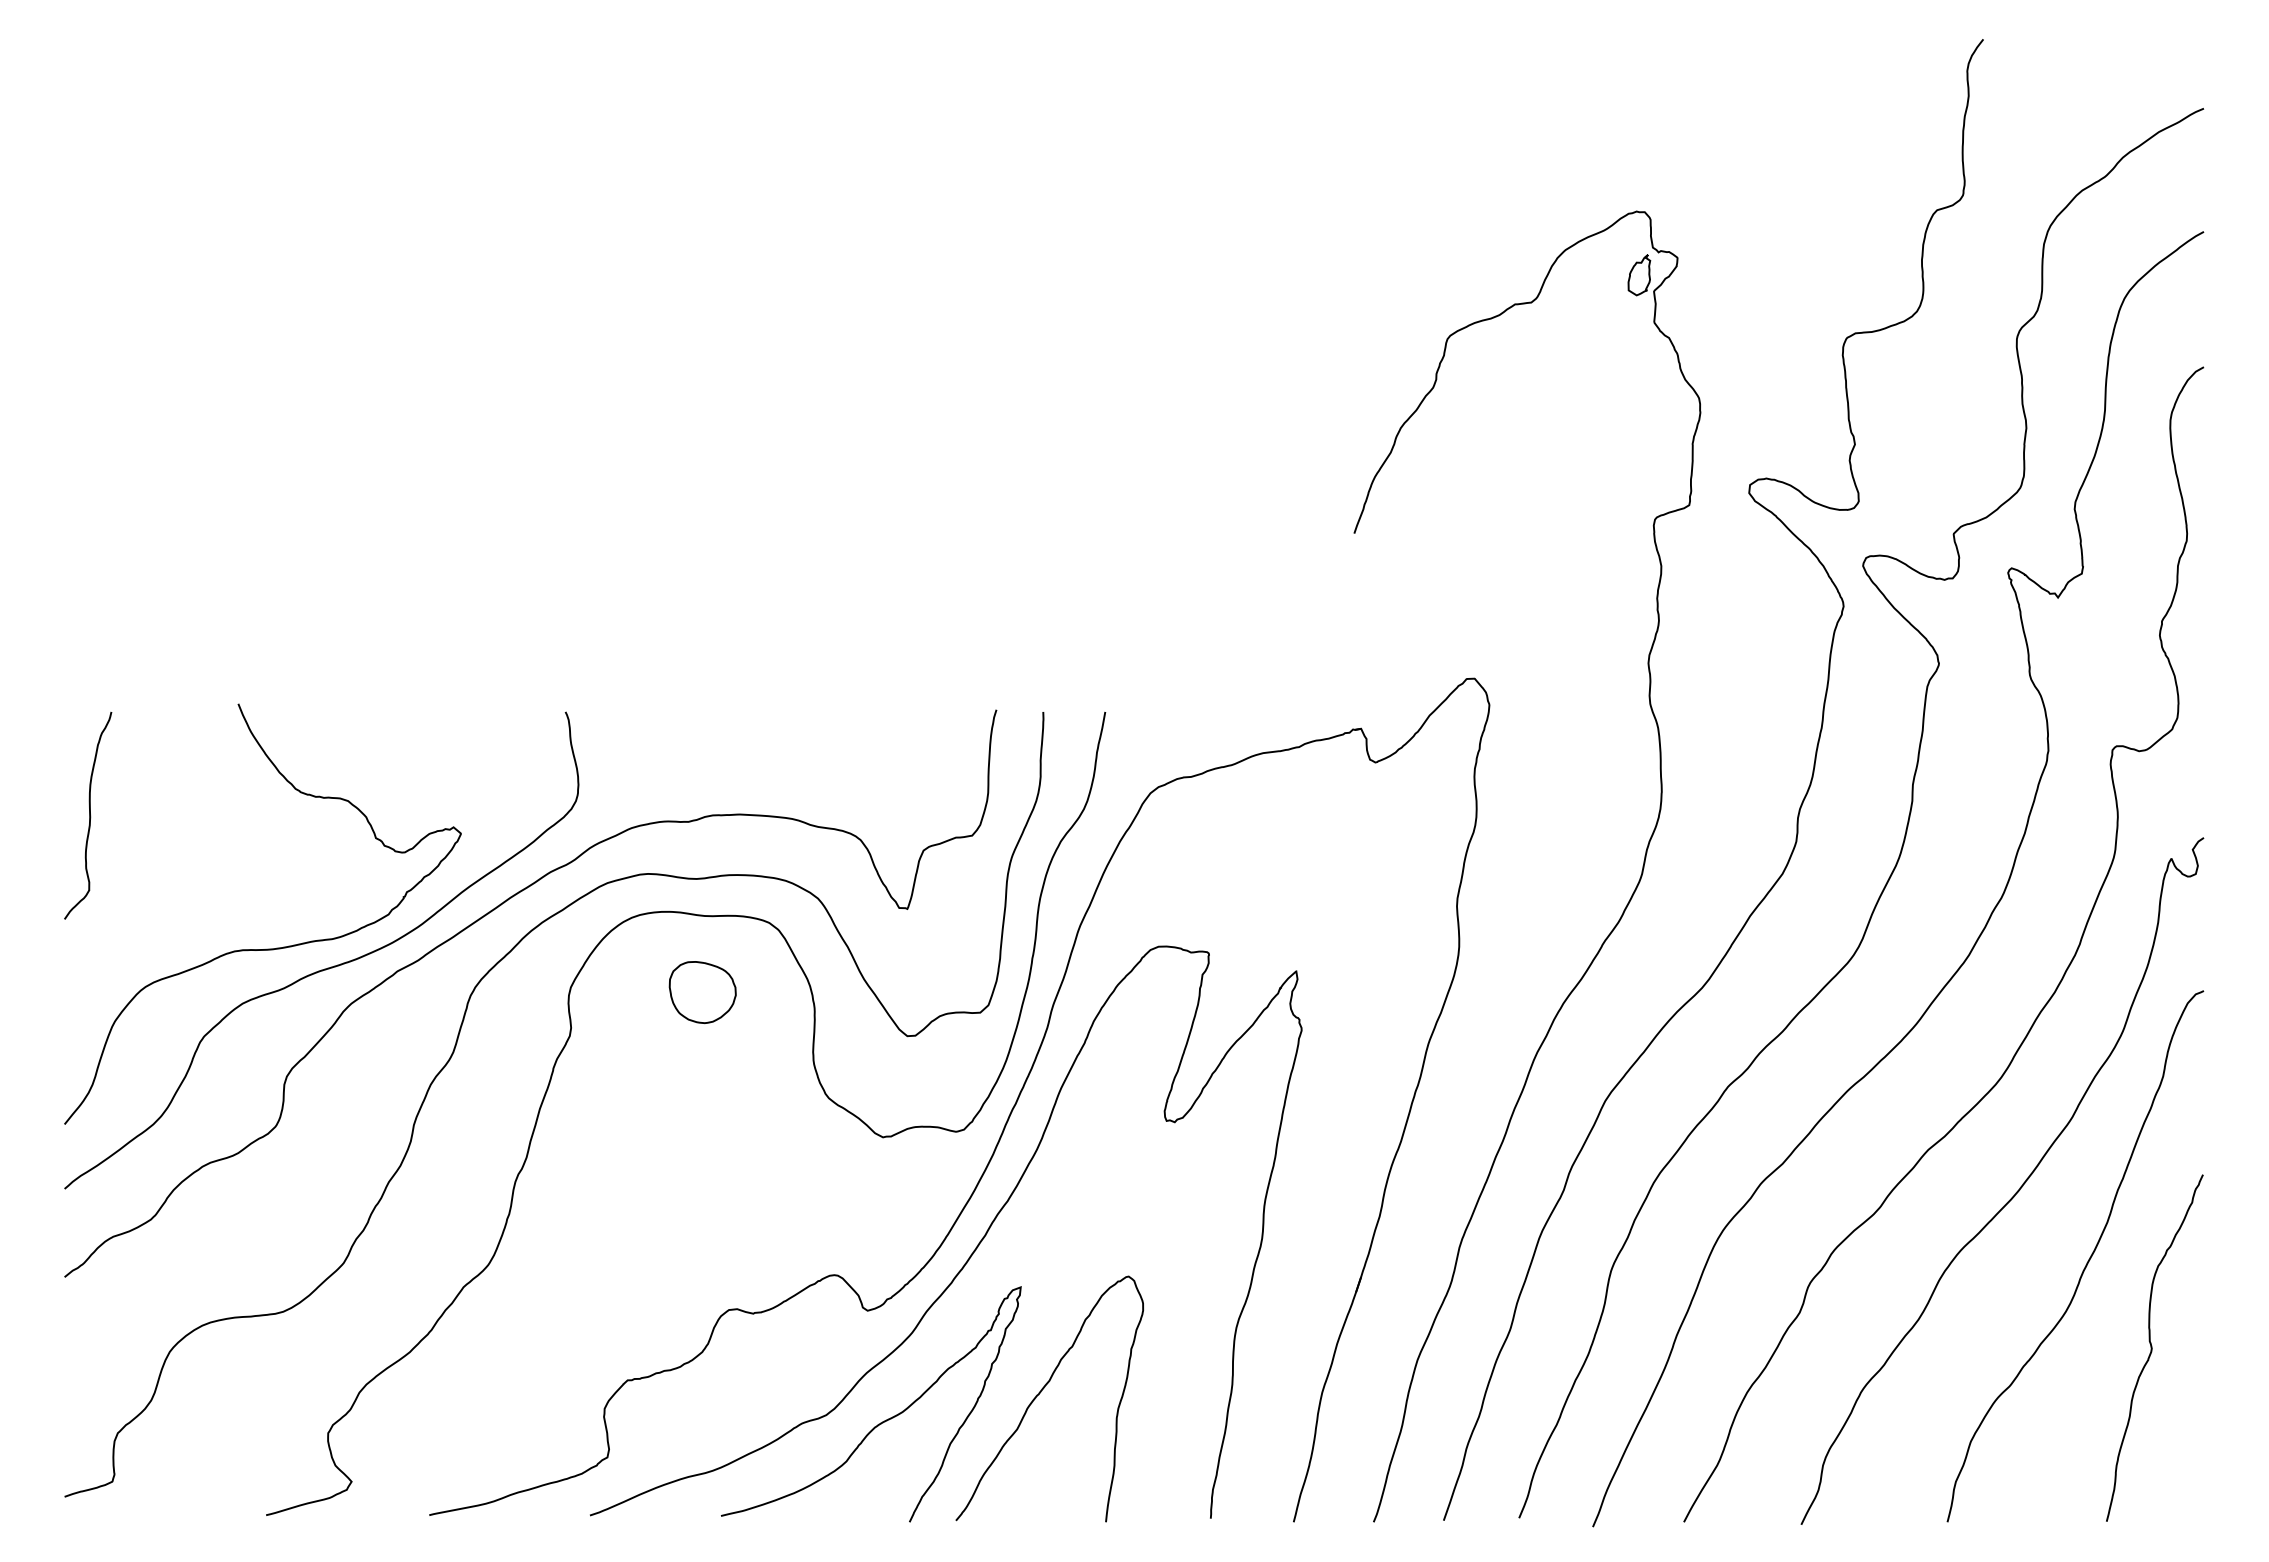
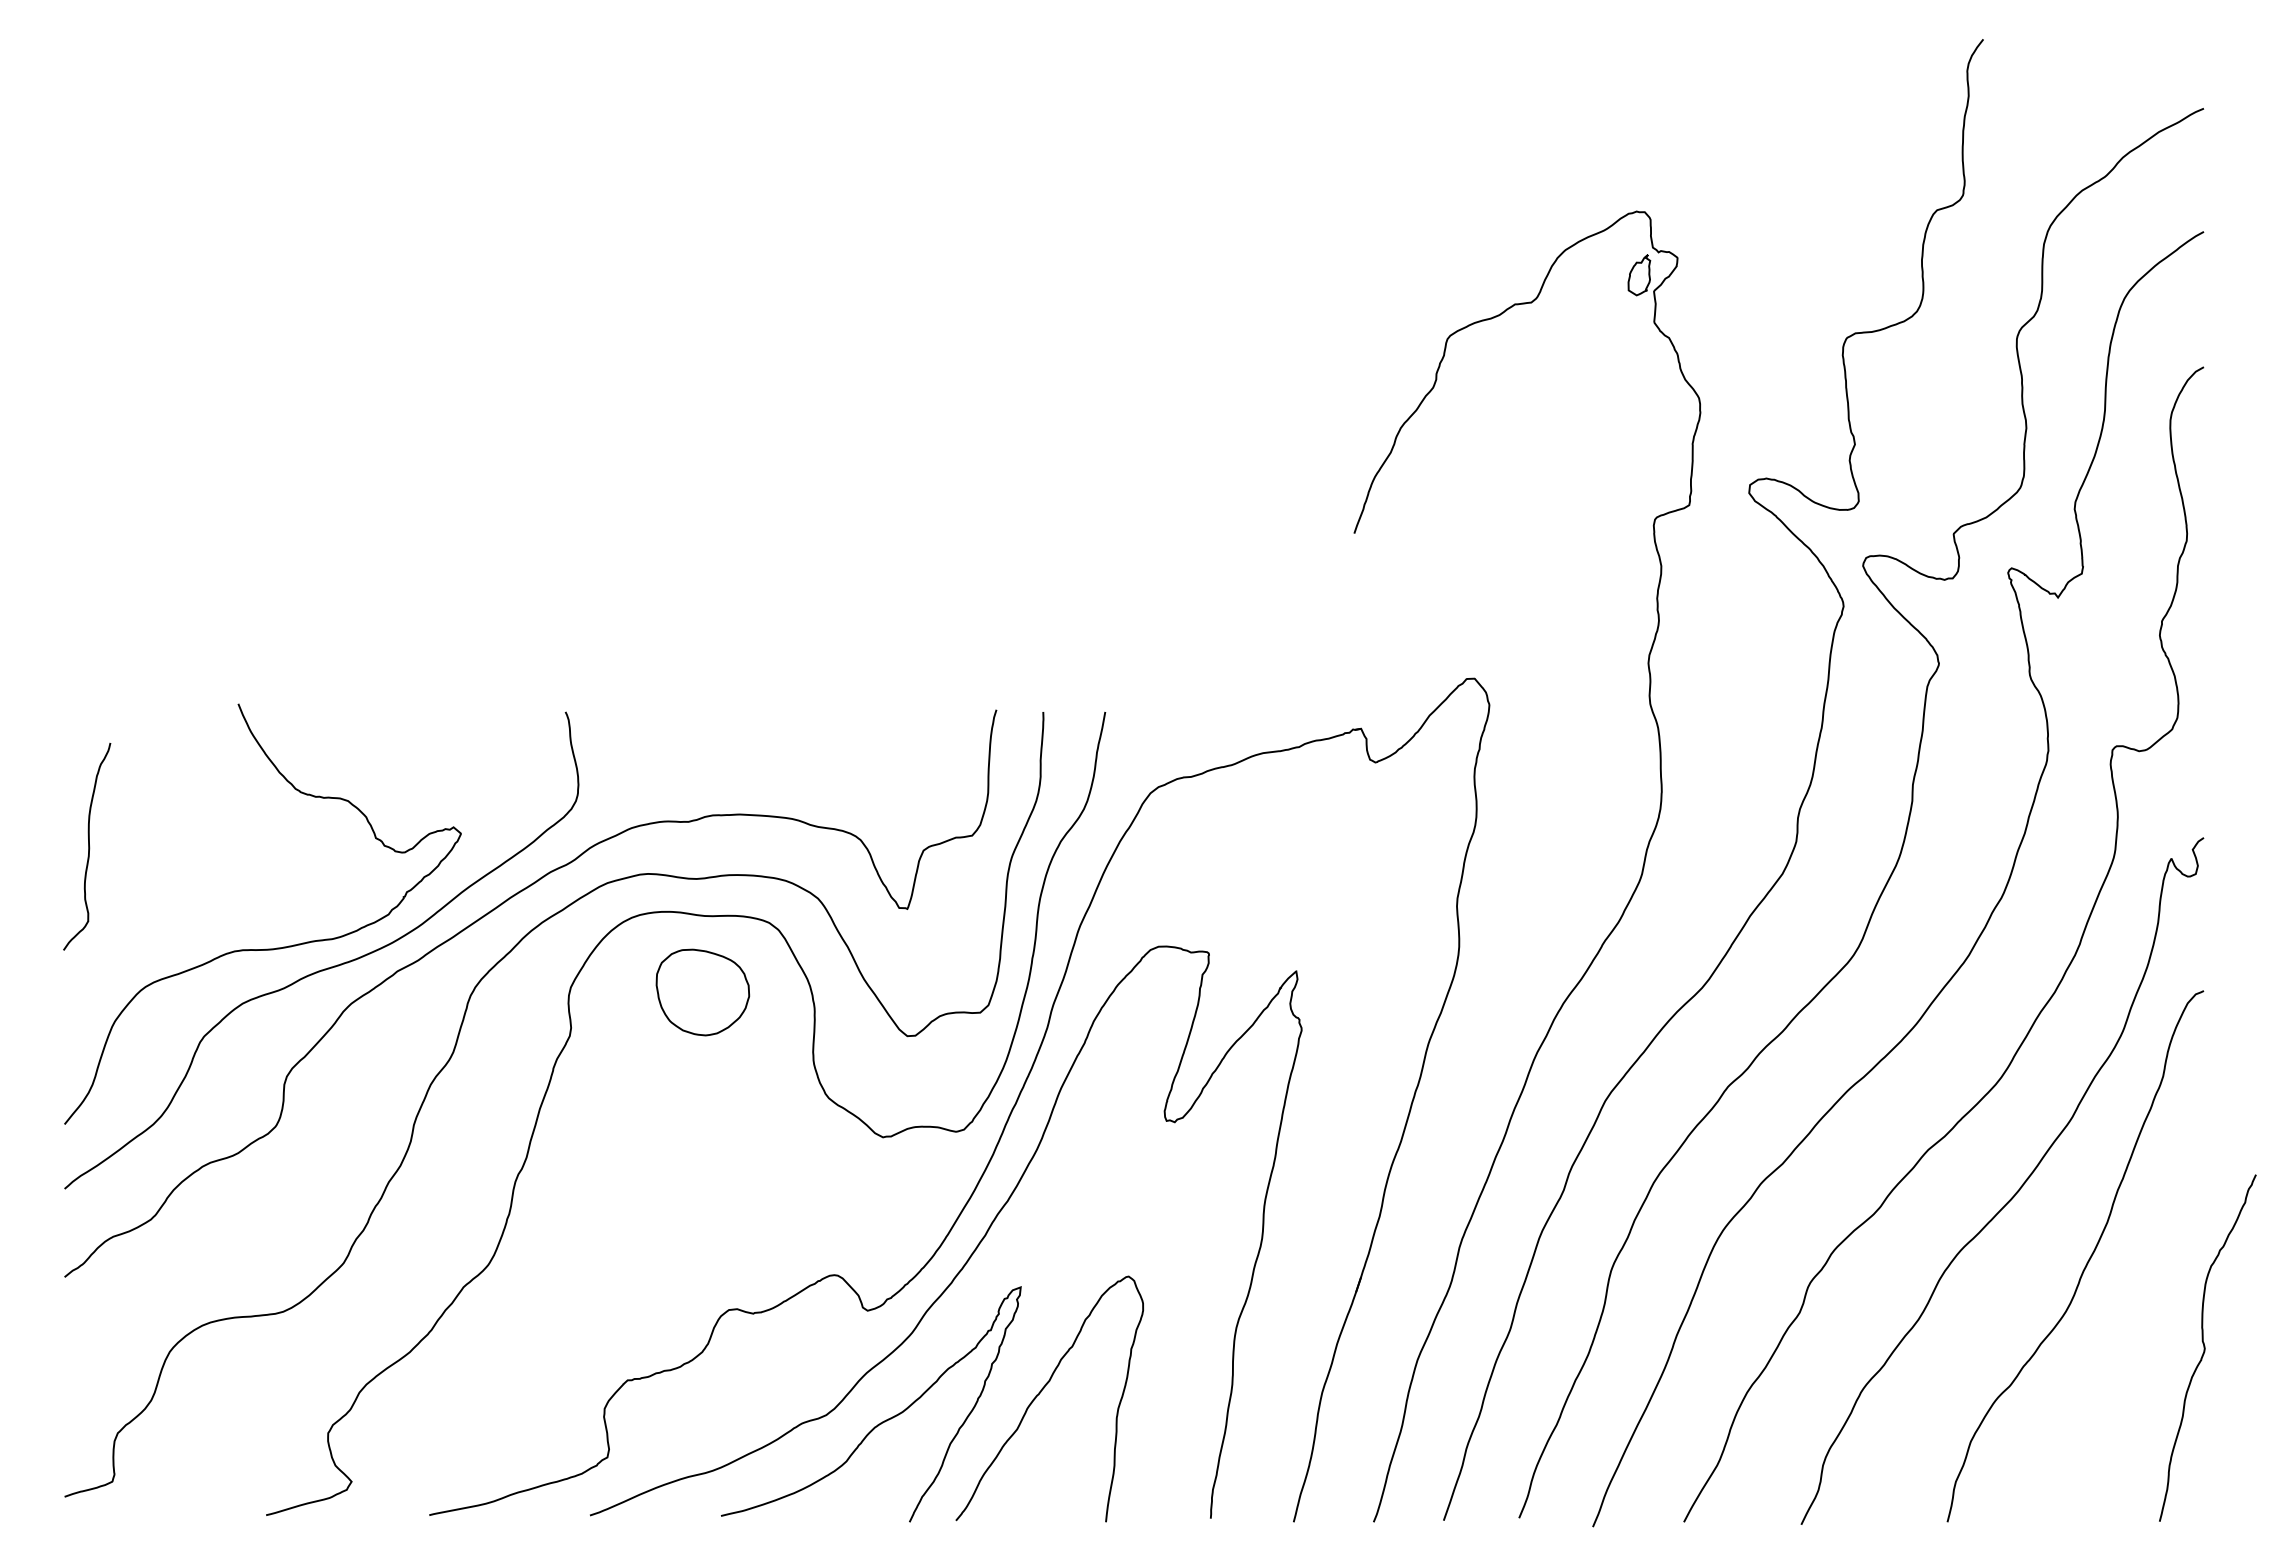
curve position: (89, 815) -> (88, 846) (88, 846)
part size: 69x63 px -> 96x89 px (702, 992)
curve position: (2152, 1347) -> (2205, 1347) (2205, 1347)
